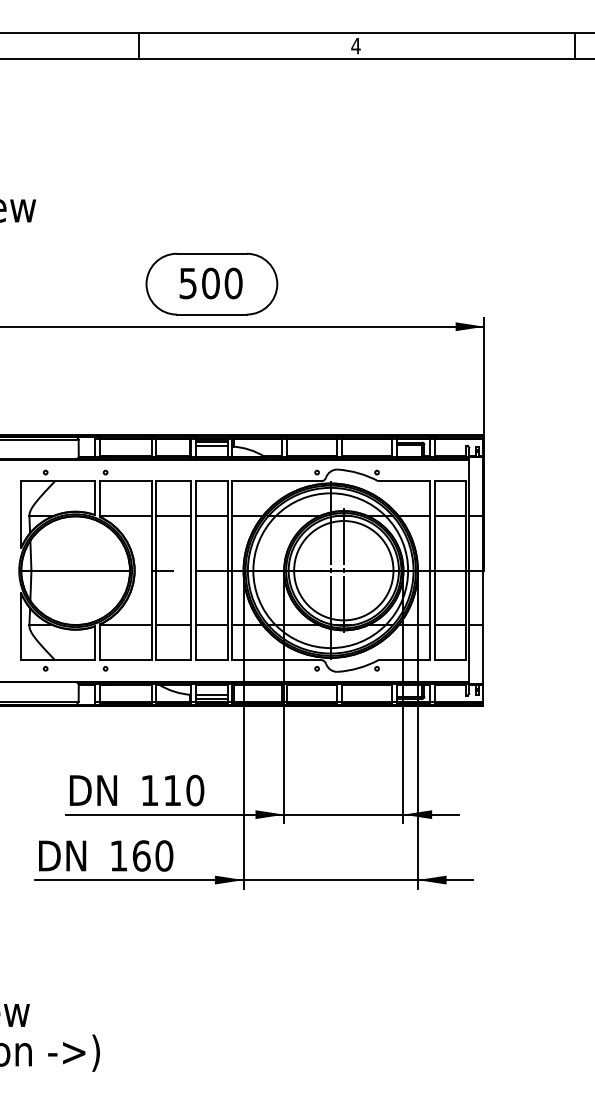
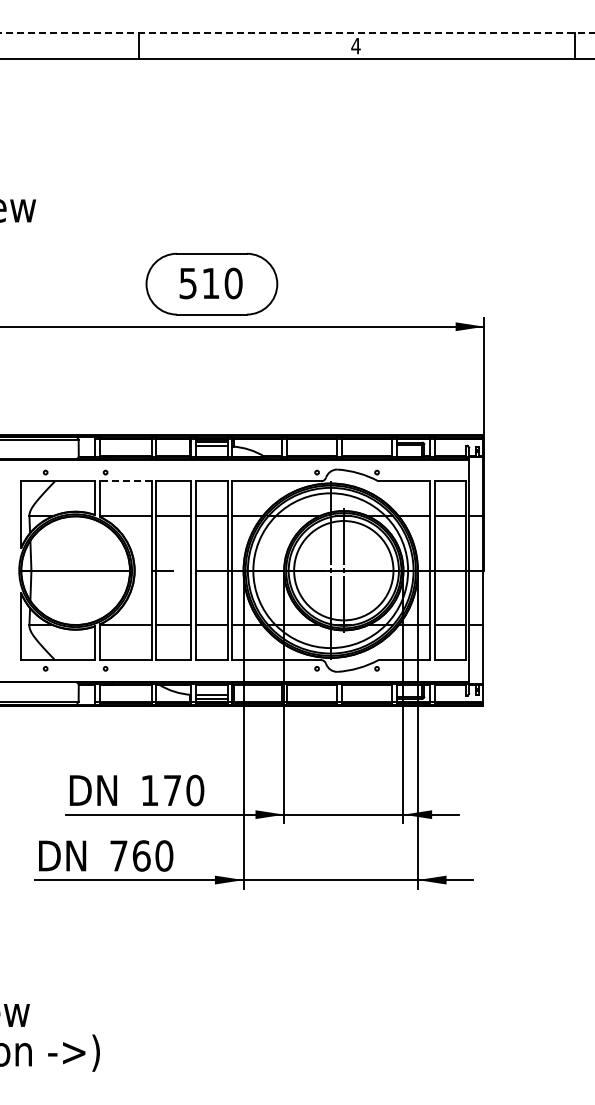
line: solid -> dashed (297, 33)
text: 500 -> 510 (210, 283)
line: solid -> dashed (125, 481)
text: 110 -> 170 (172, 790)
text: 160 -> 760 (118, 855)
